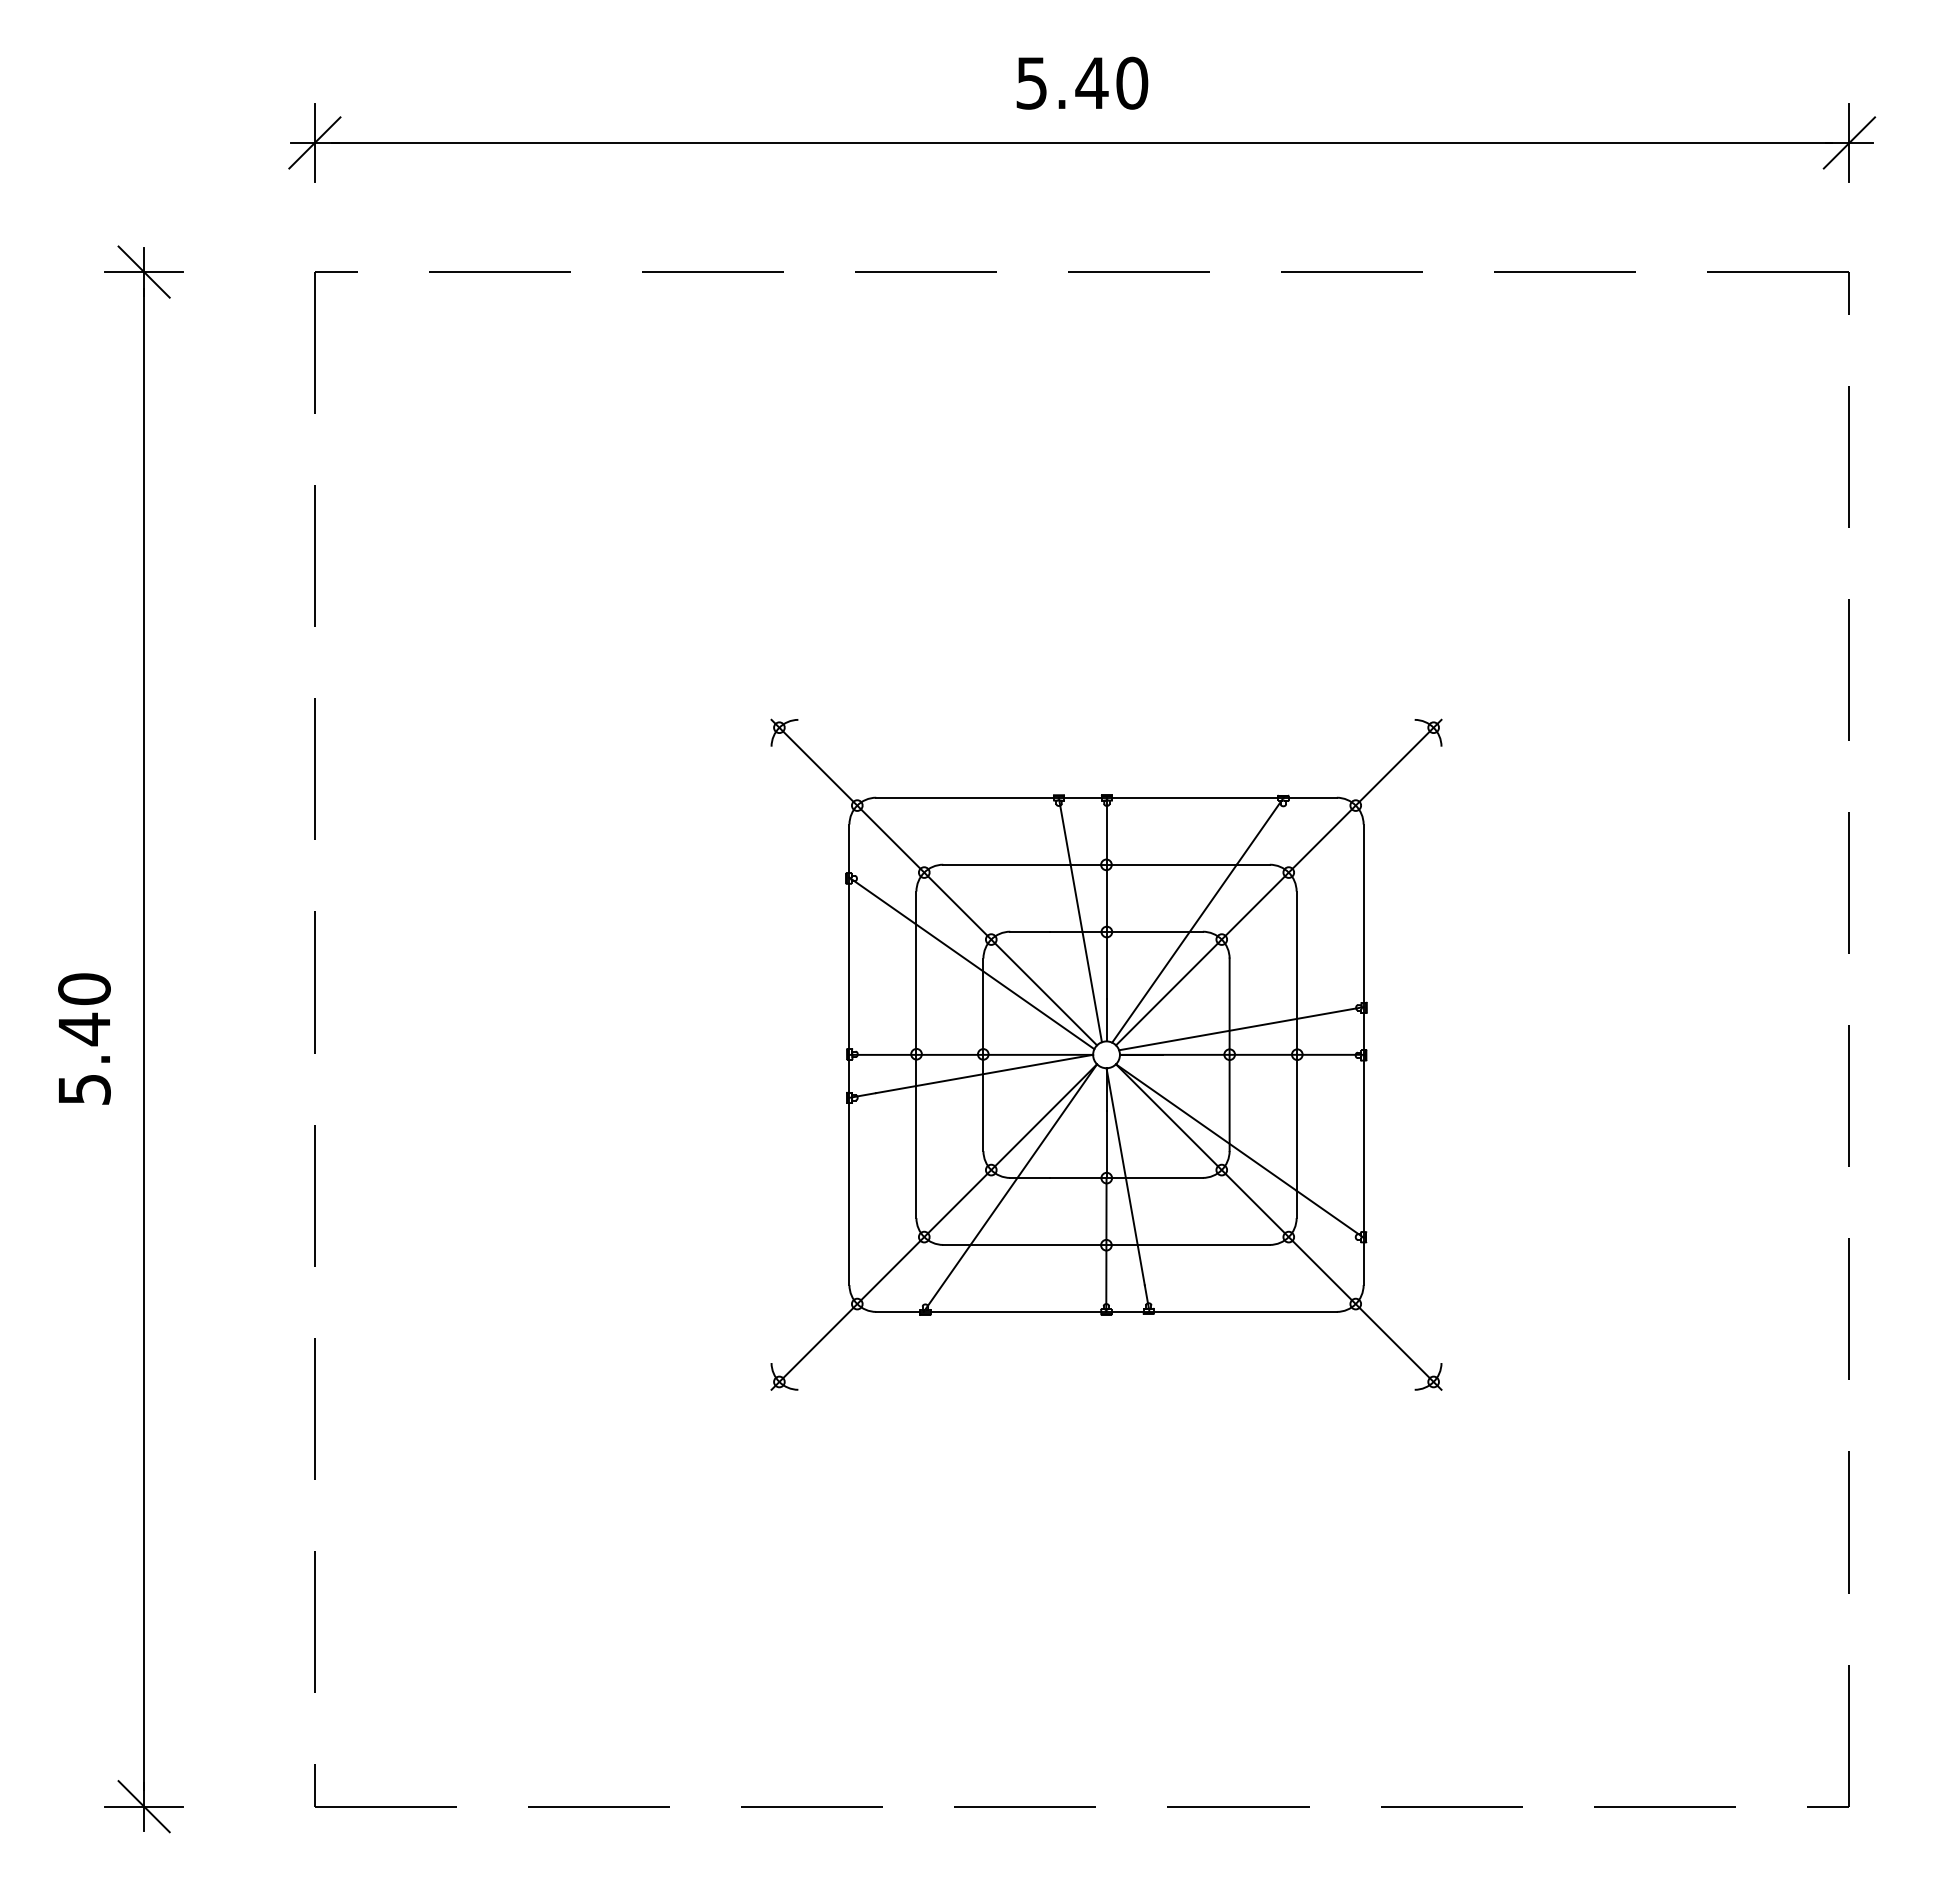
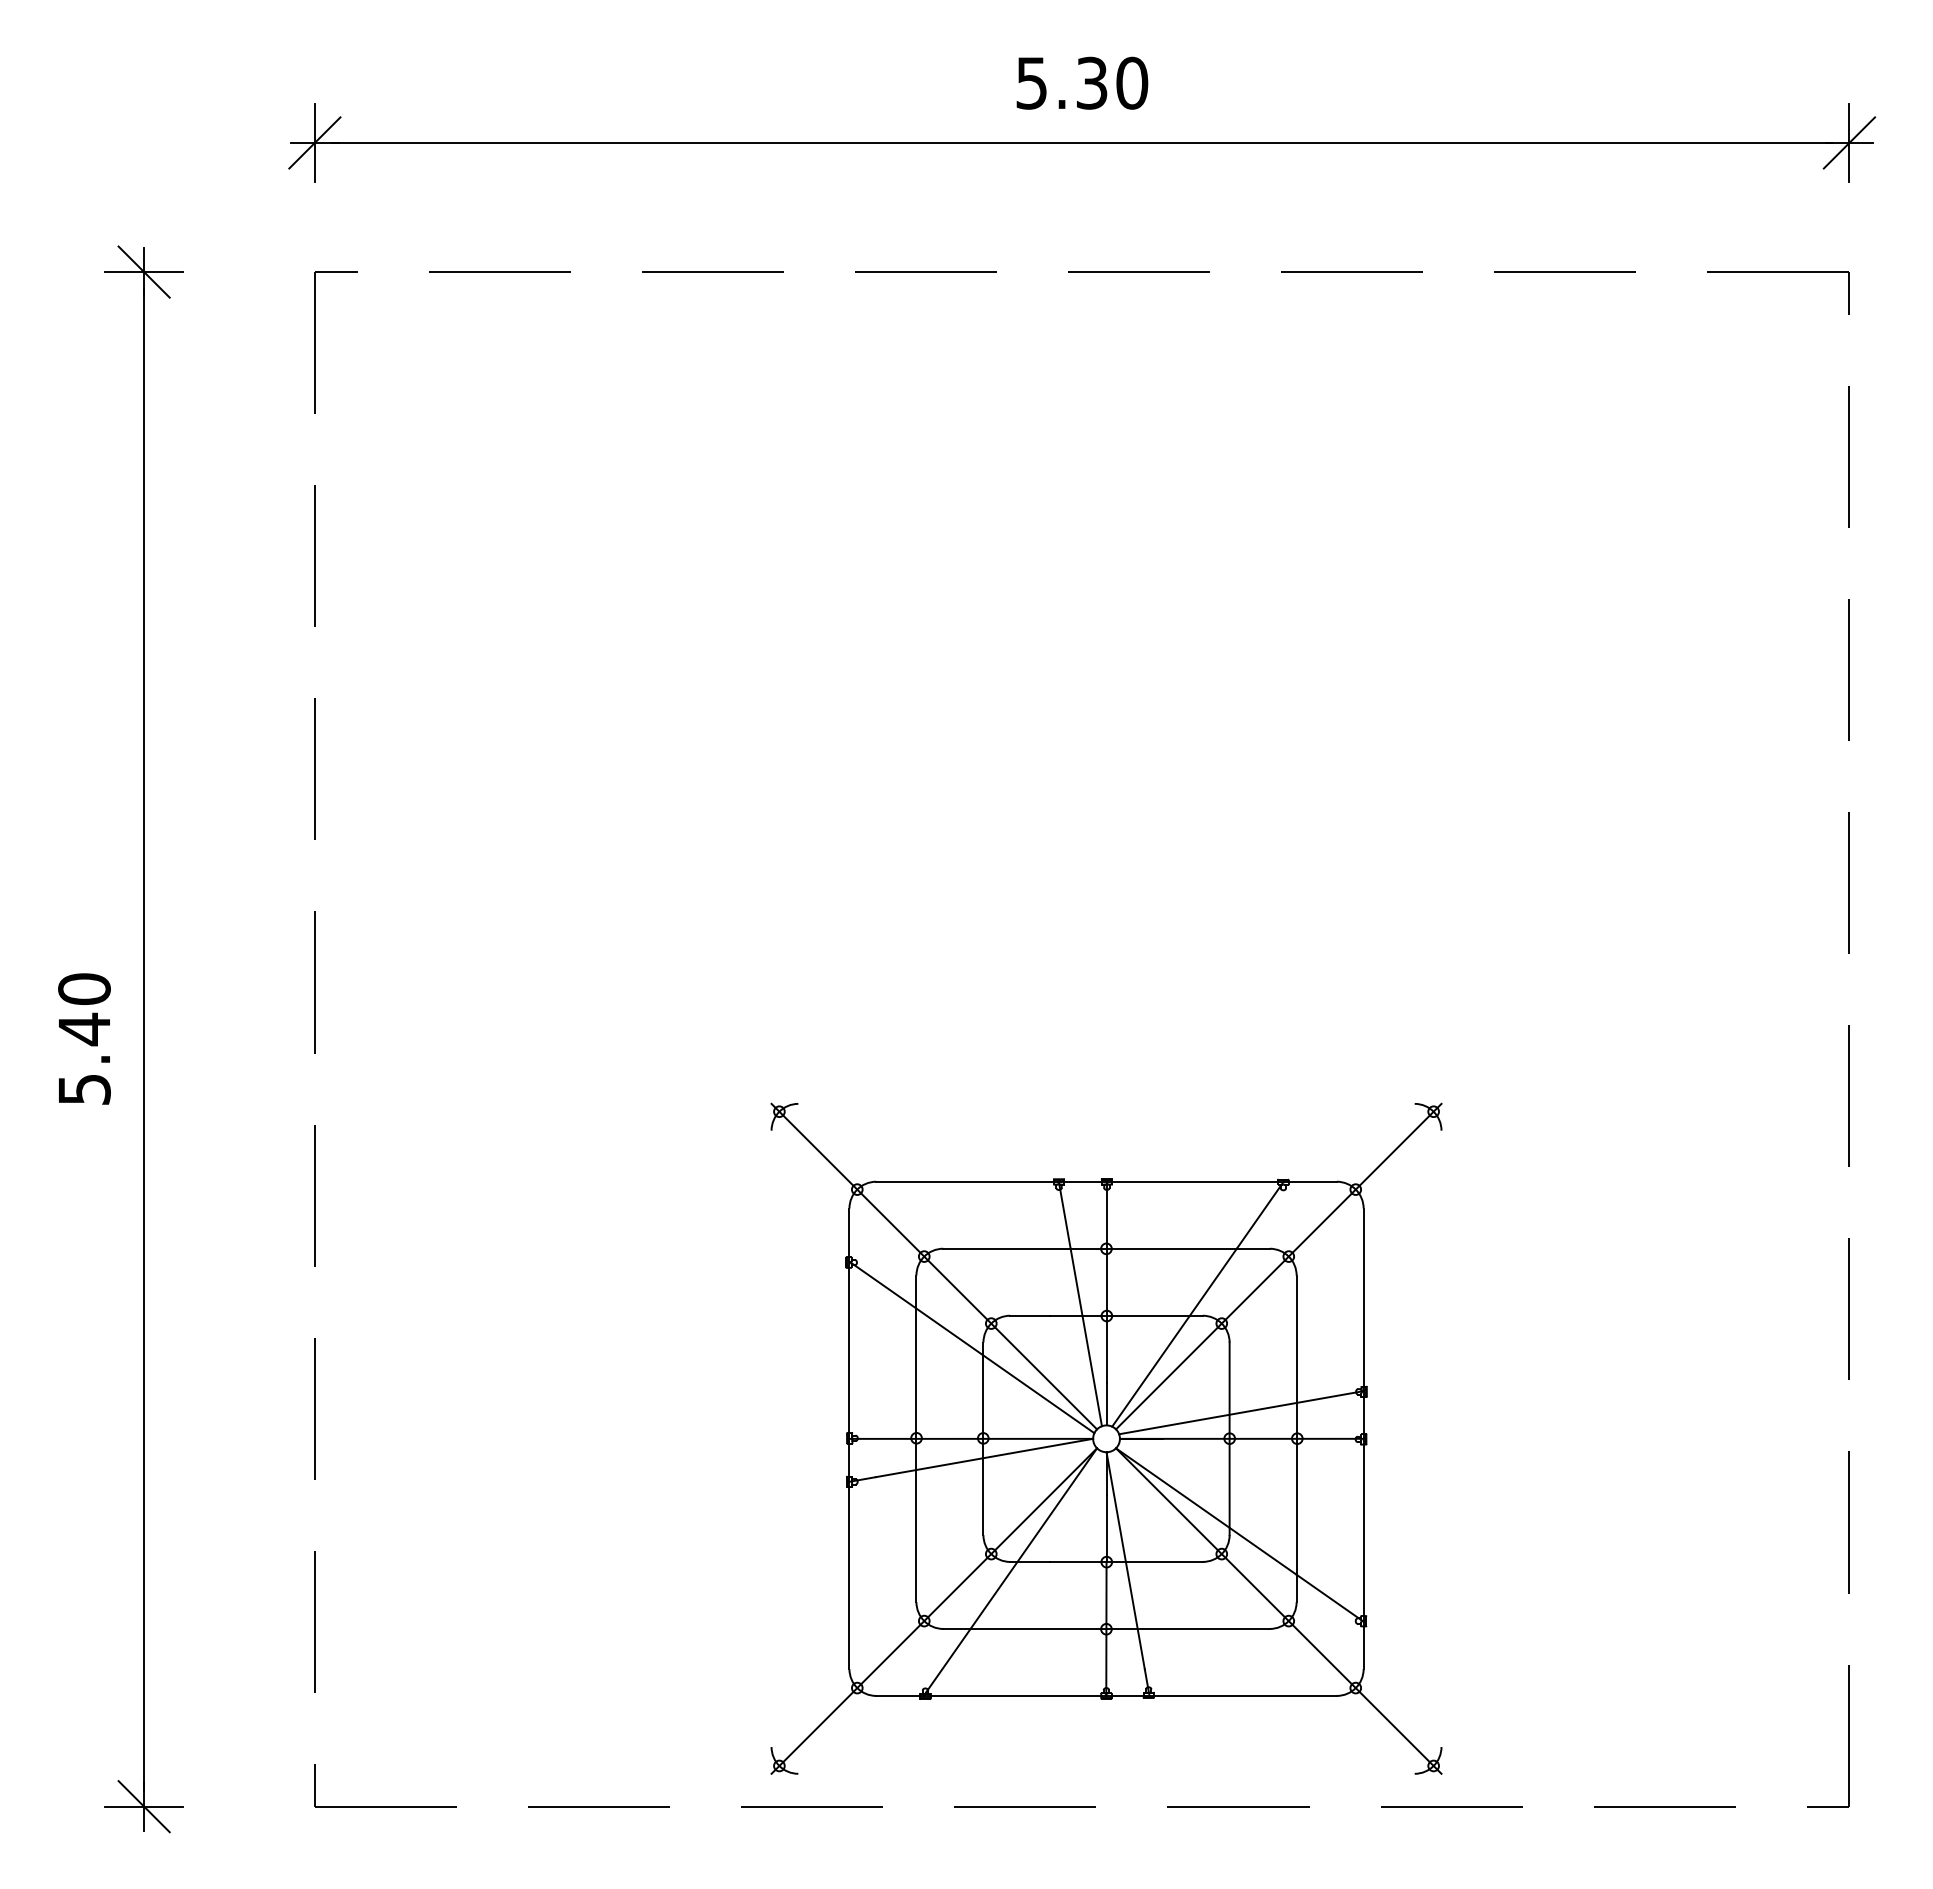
text: 5.40 -> 5.30 (1091, 82)
part position: (1106, 1054) -> (1106, 1438) (1106, 1438)
